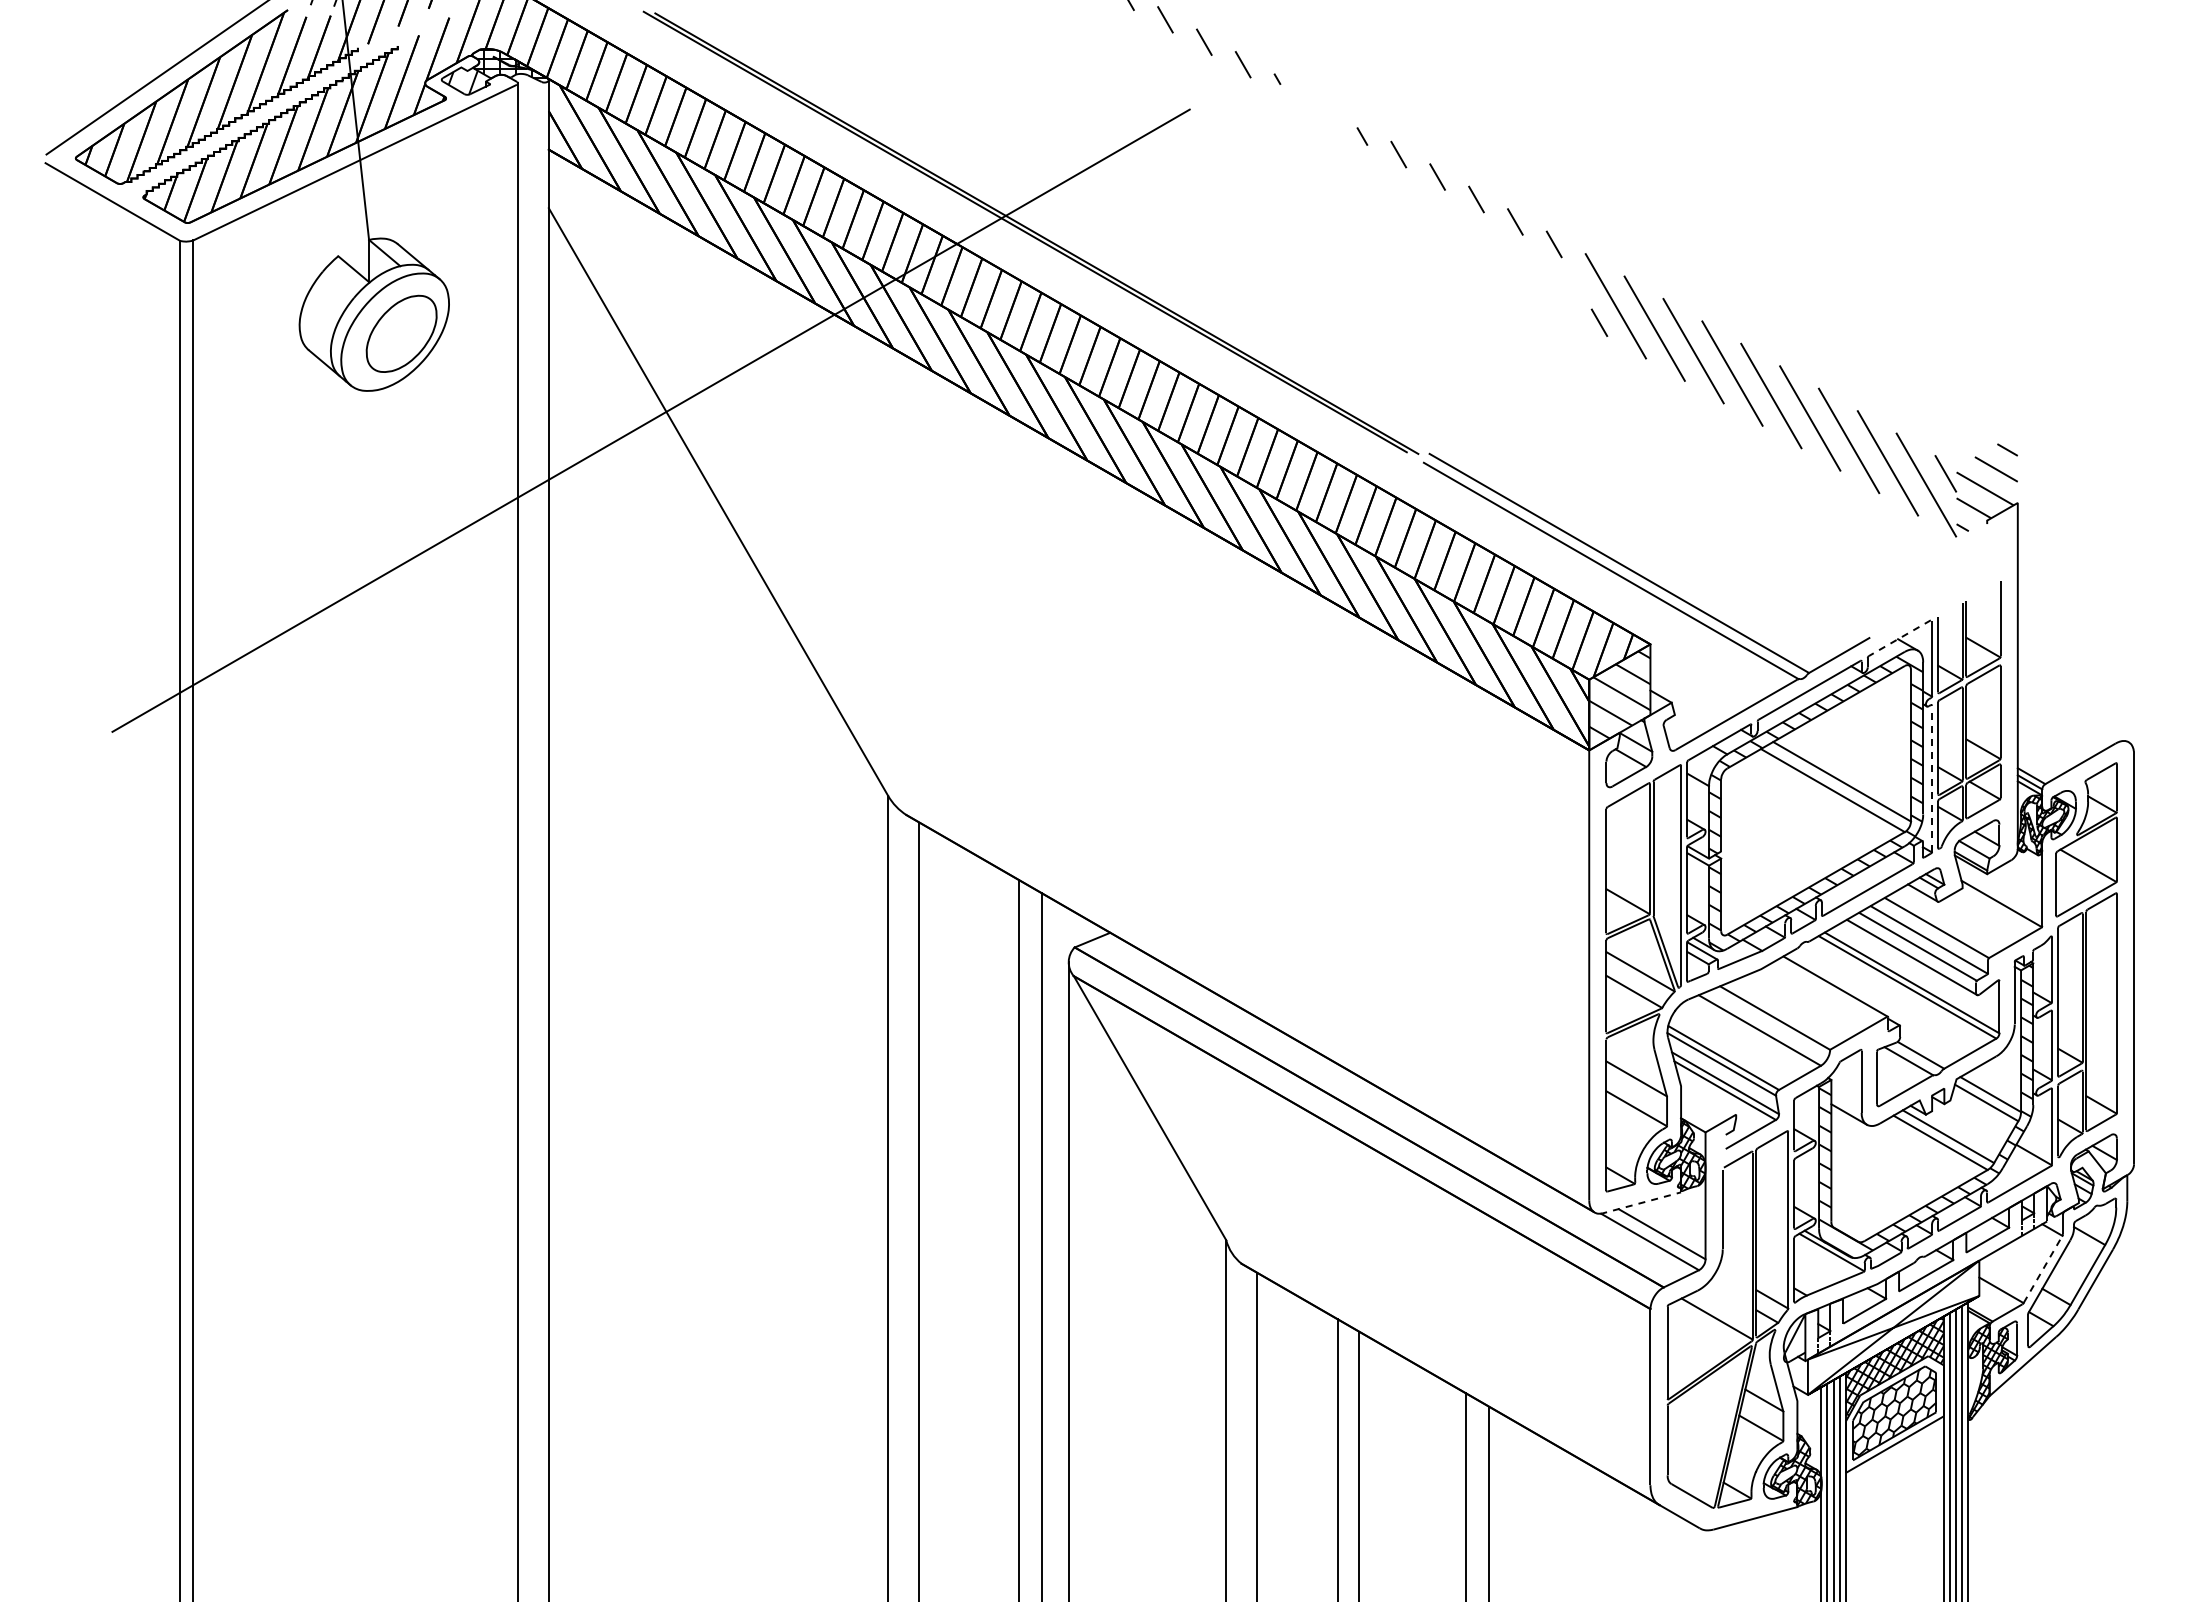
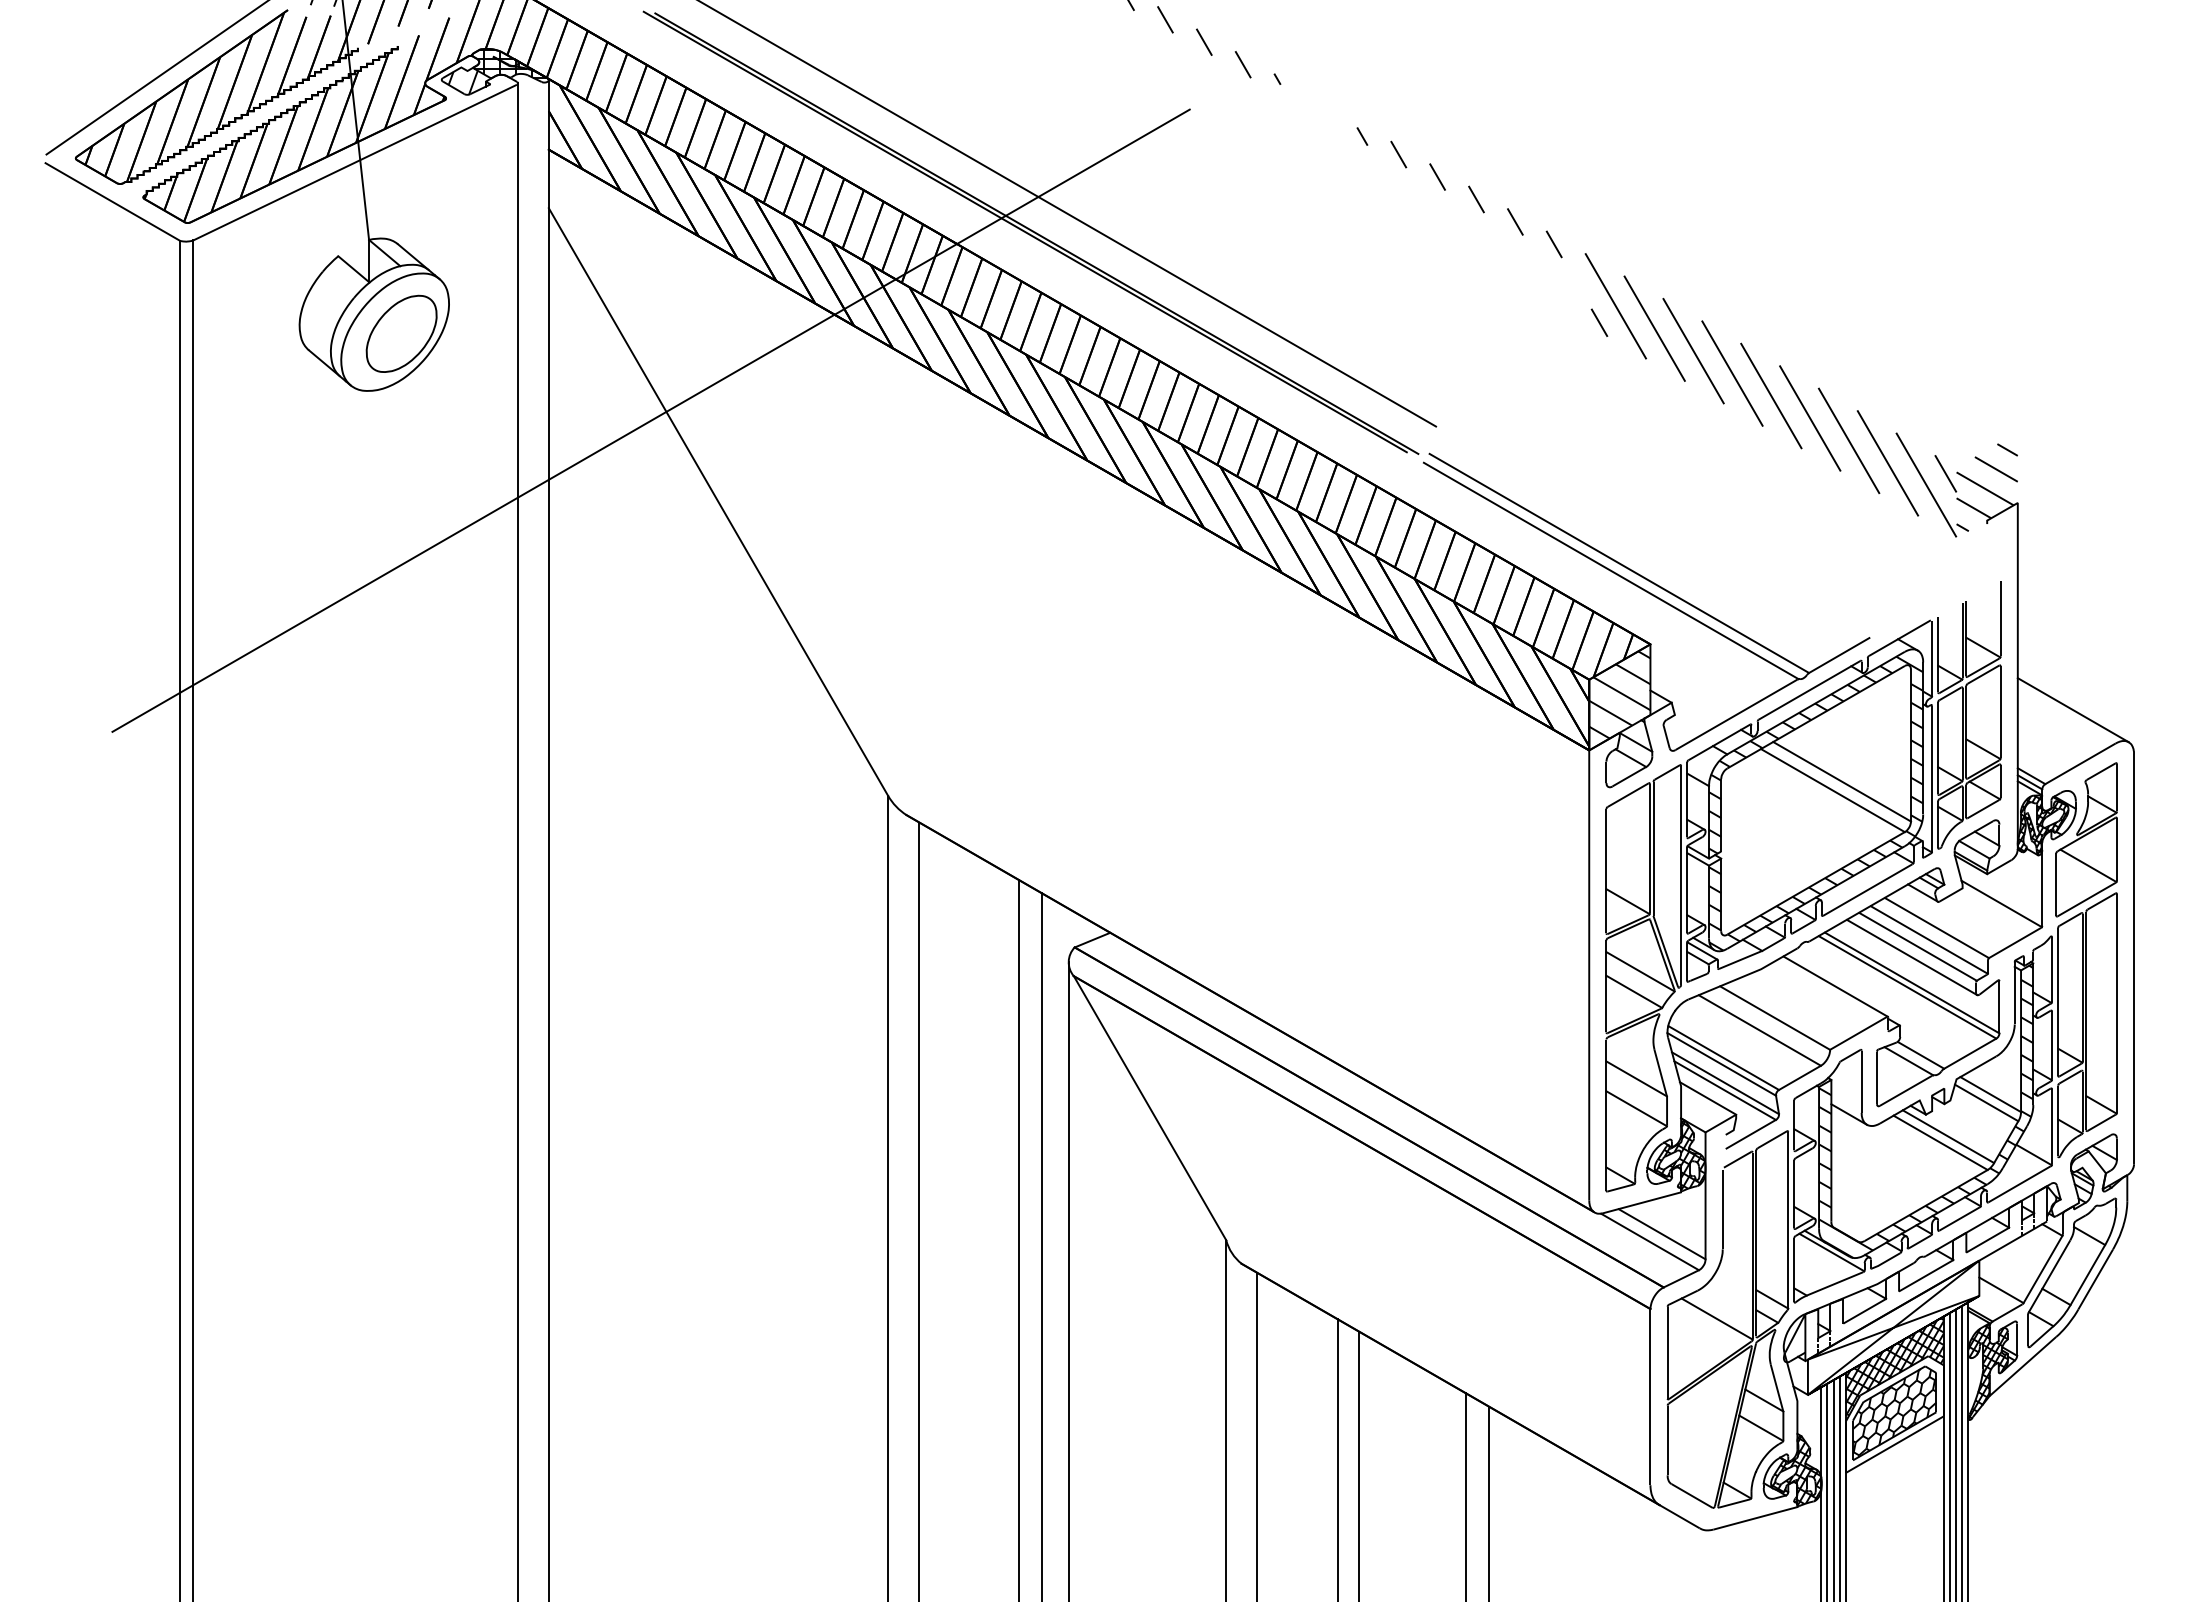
line: none -> present (1068, 214)
line: dashed -> solid (1899, 638)
line: none -> present (2072, 710)
line: dashed -> solid (1932, 778)
line: none -> present (1707, 1098)
line: dashed -> solid (1643, 1202)
line: dashed -> solid (2043, 1269)
